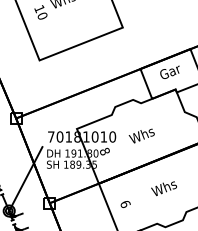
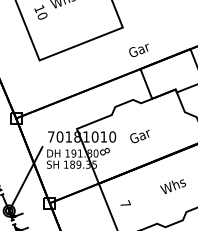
text position: (169, 71) -> (138, 49) (138, 49)
text: Whs -> Gar (141, 135)
text position: (163, 188) -> (172, 186) (172, 186)
text: 6 -> 7 (125, 204)
